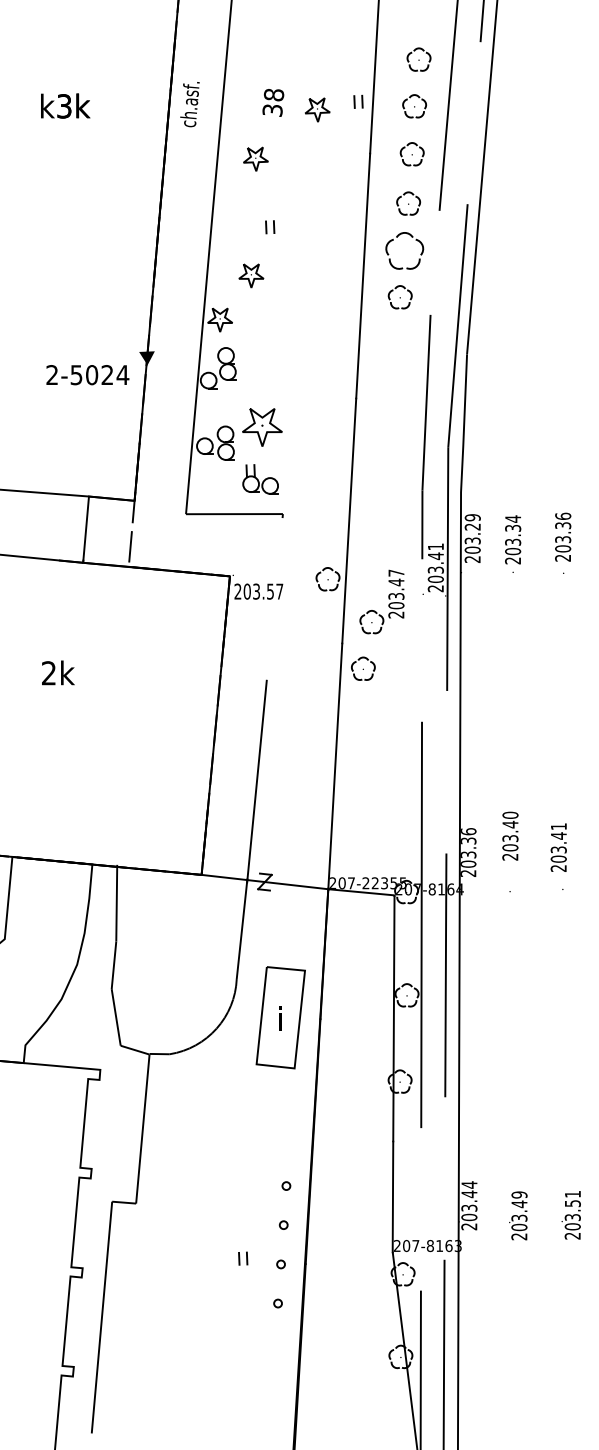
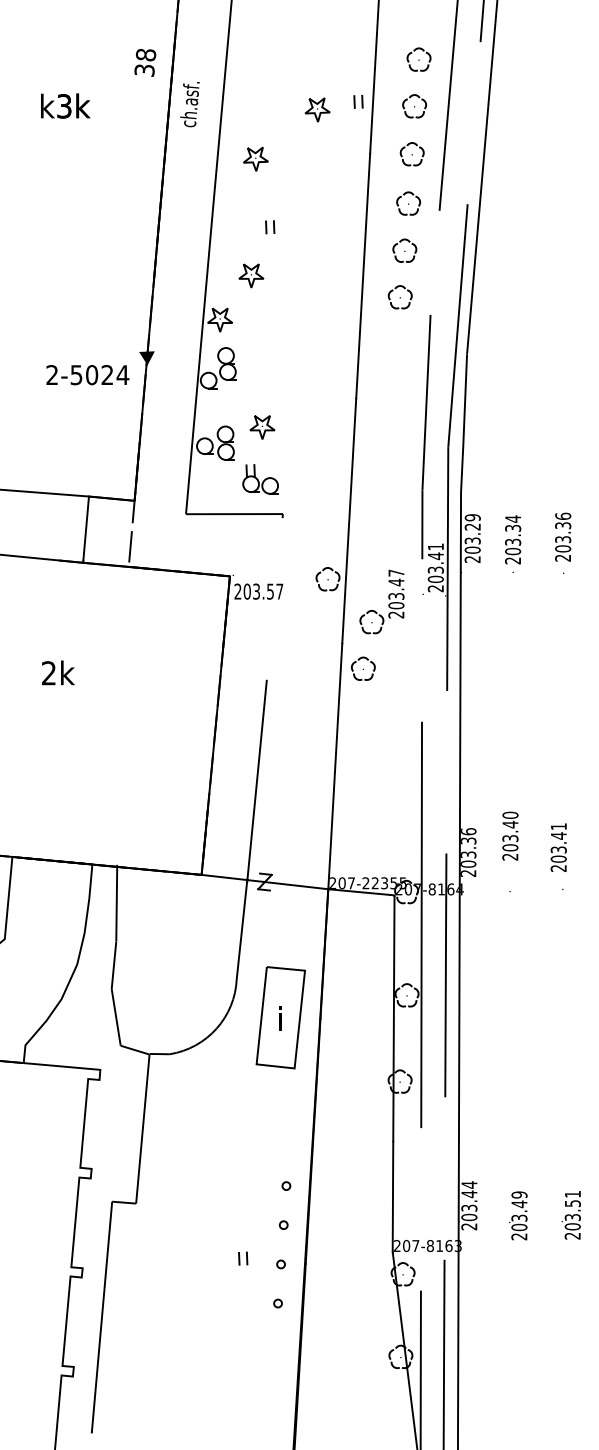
text position: (273, 102) -> (145, 62) (145, 62)
part size: 40x38 px -> 26x25 px (404, 250)
part size: 41x39 px -> 27x25 px (262, 427)
